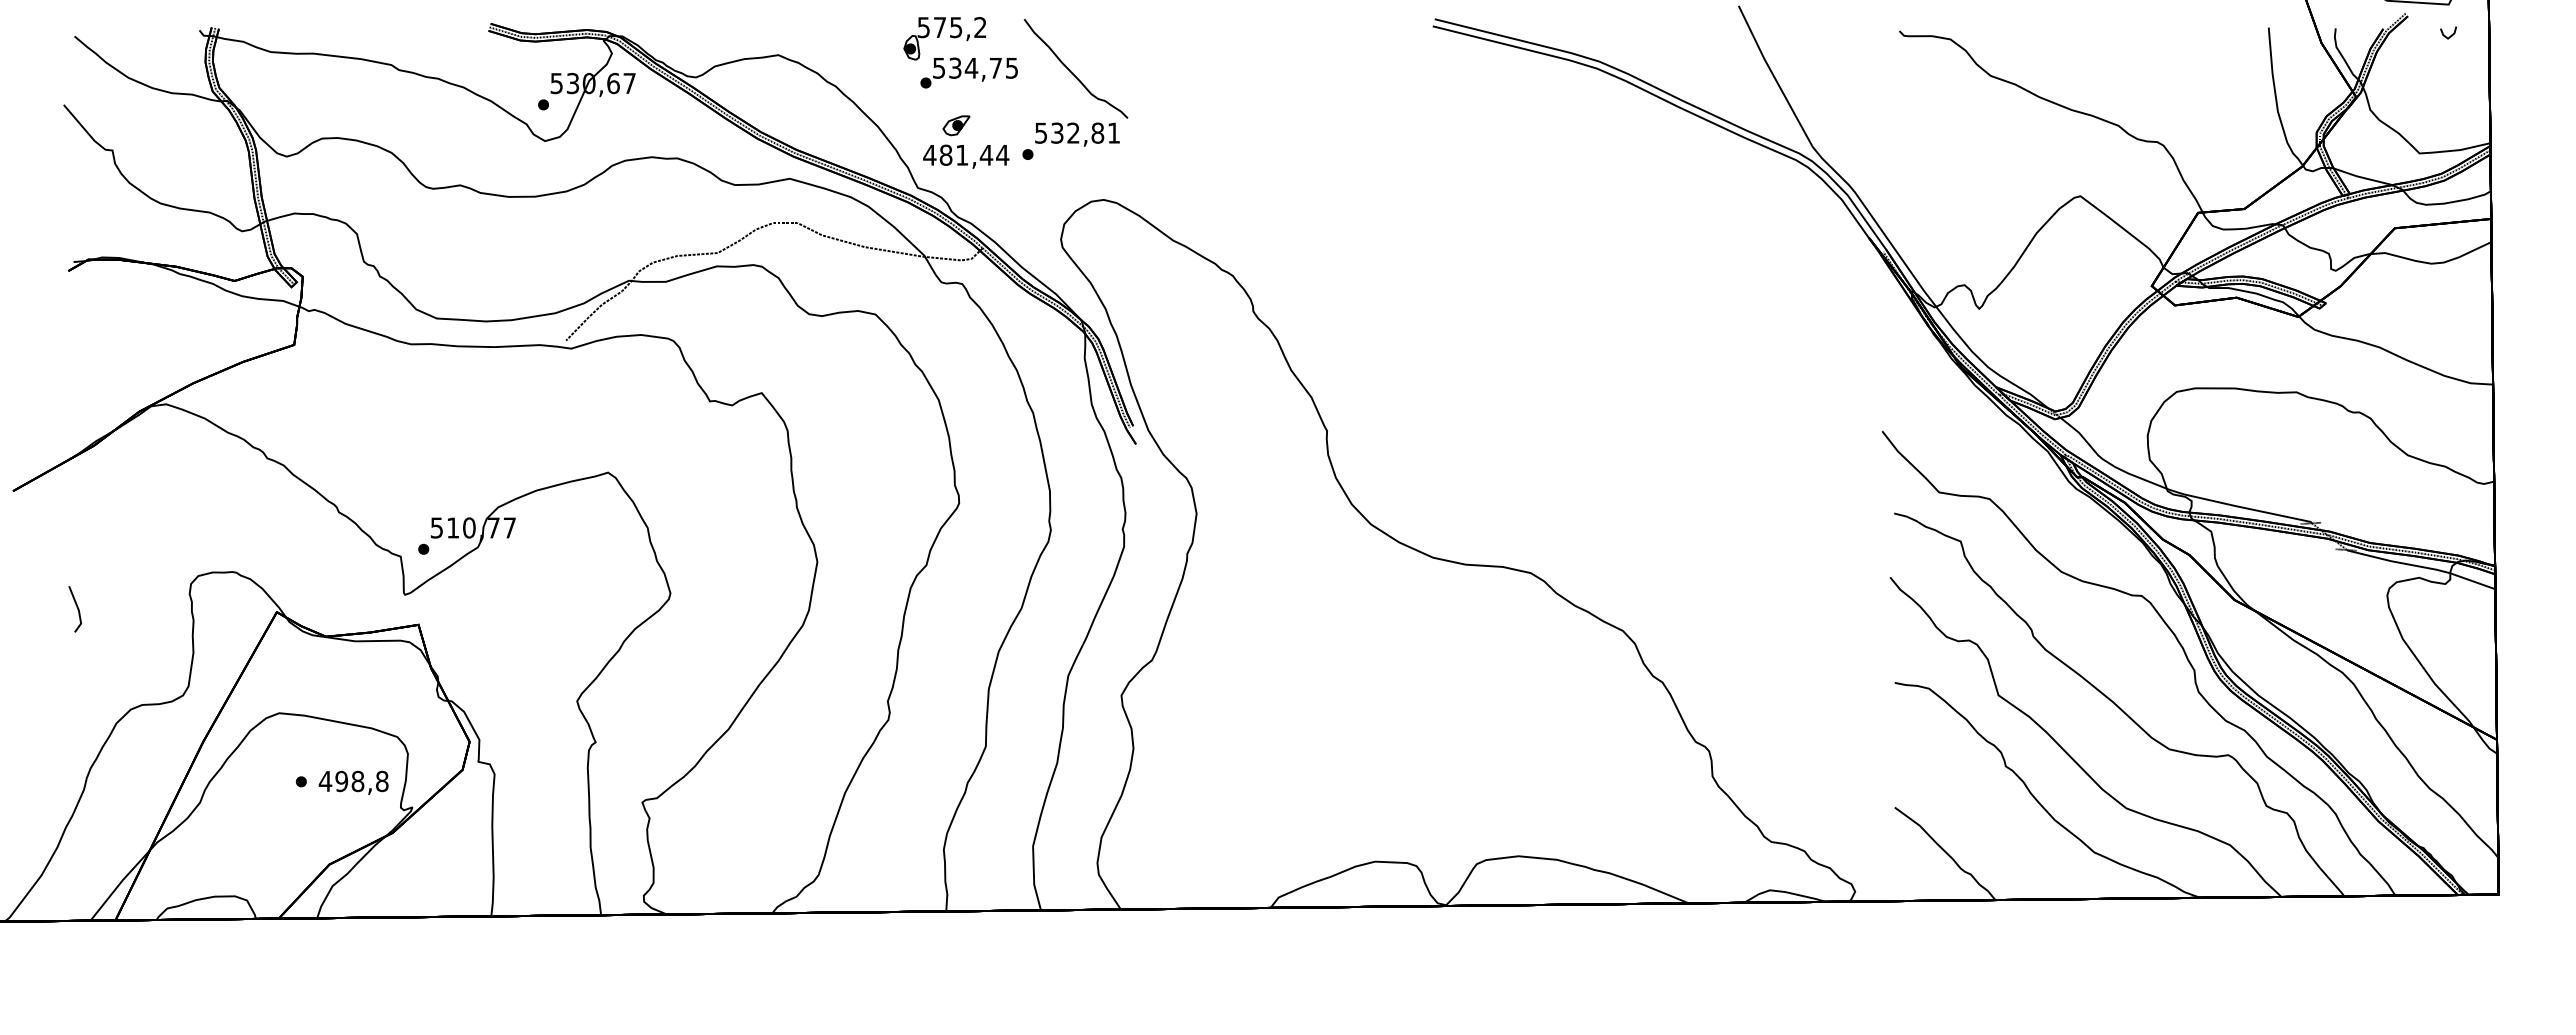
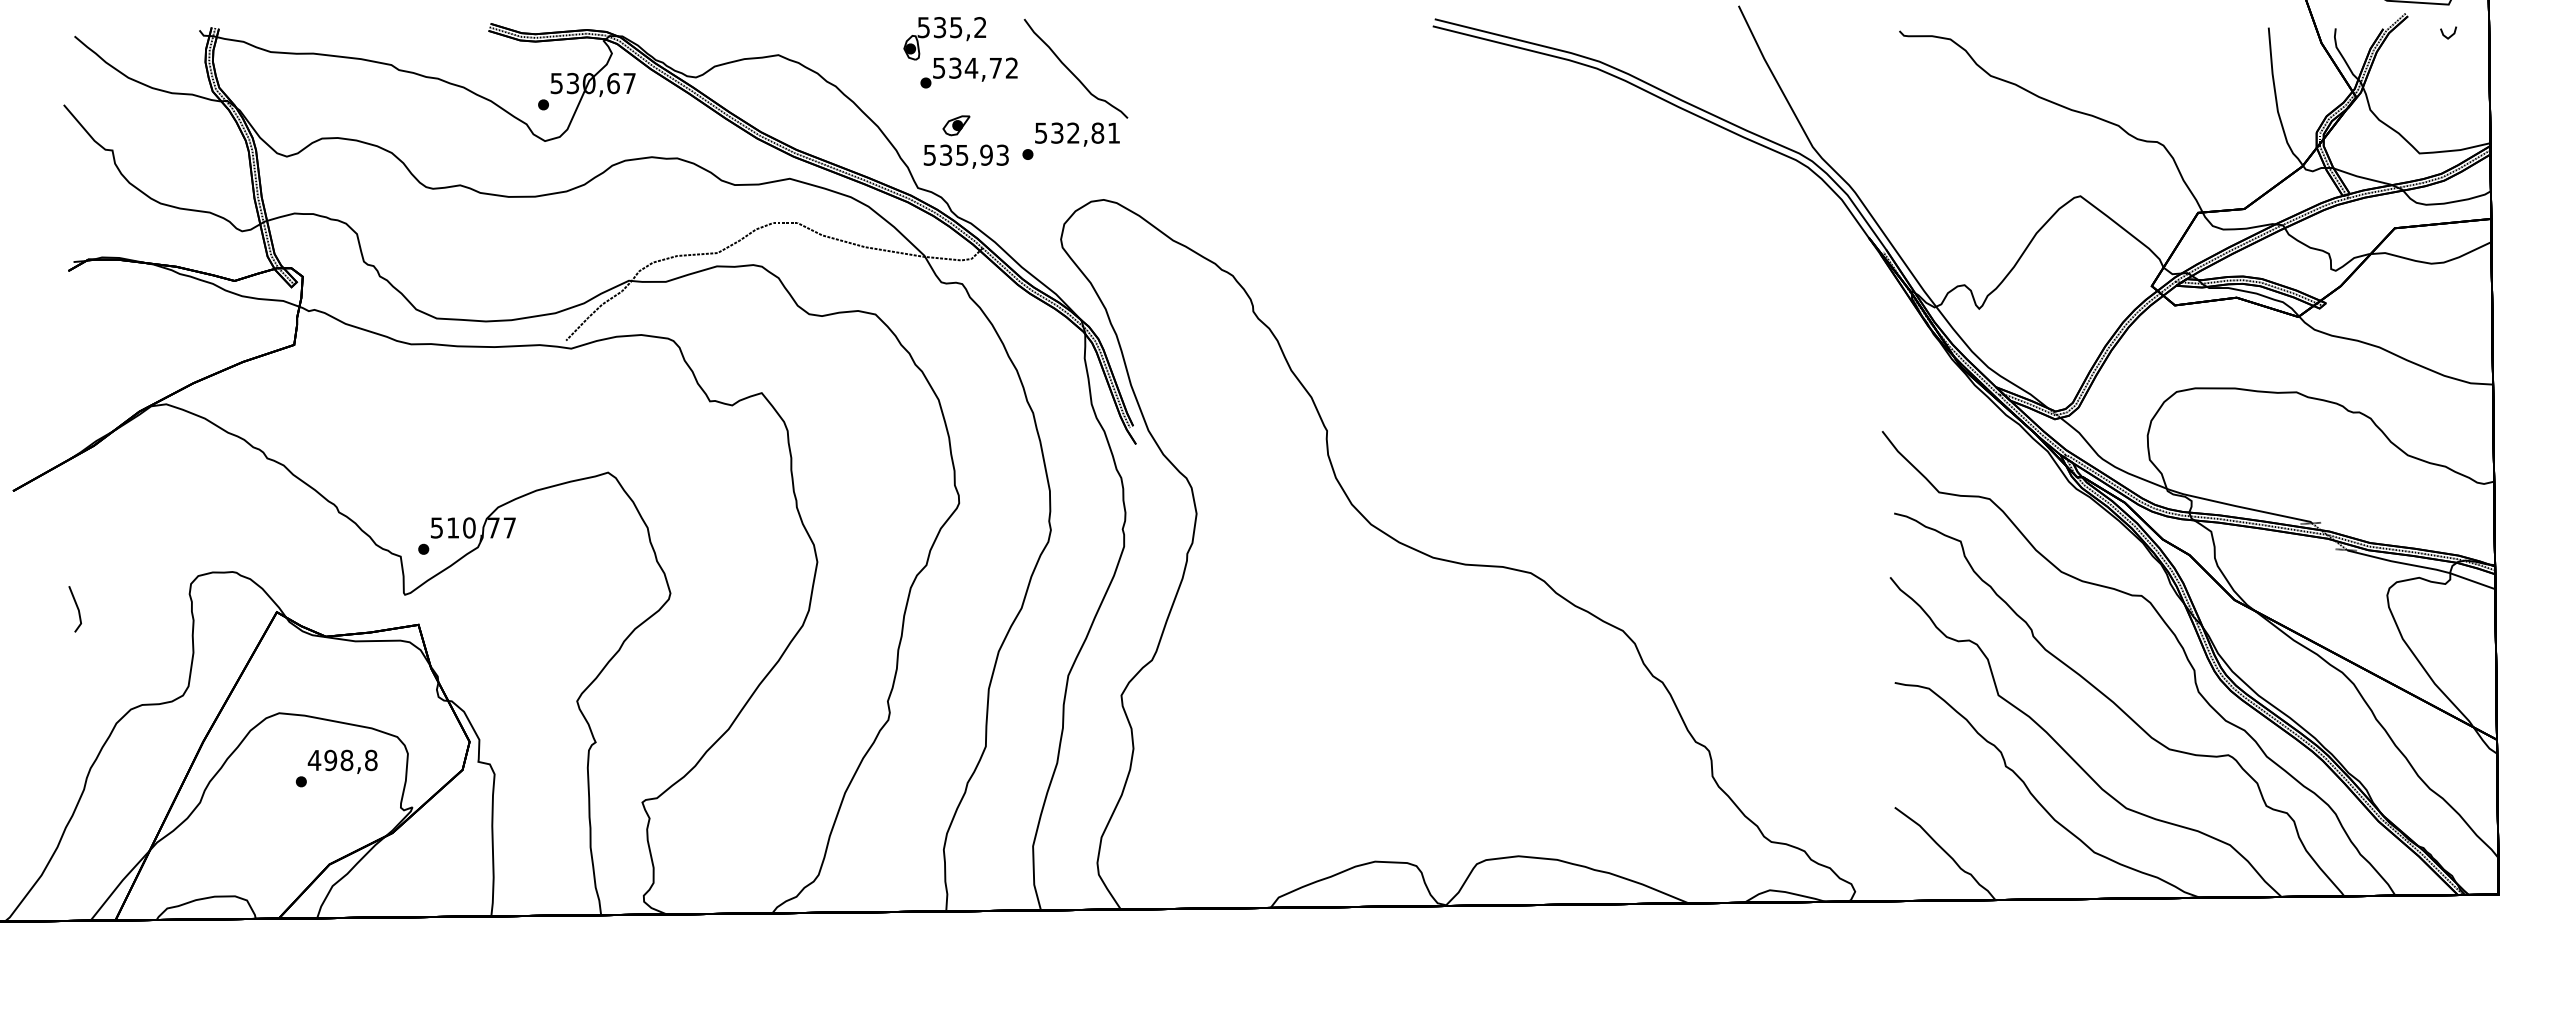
text: 575,2 -> 535,2 (940, 27)
text: 534,75 -> 534,72 (1011, 67)
text: 481,44 -> 535,93 (966, 154)
text position: (353, 782) -> (342, 761) (342, 761)
